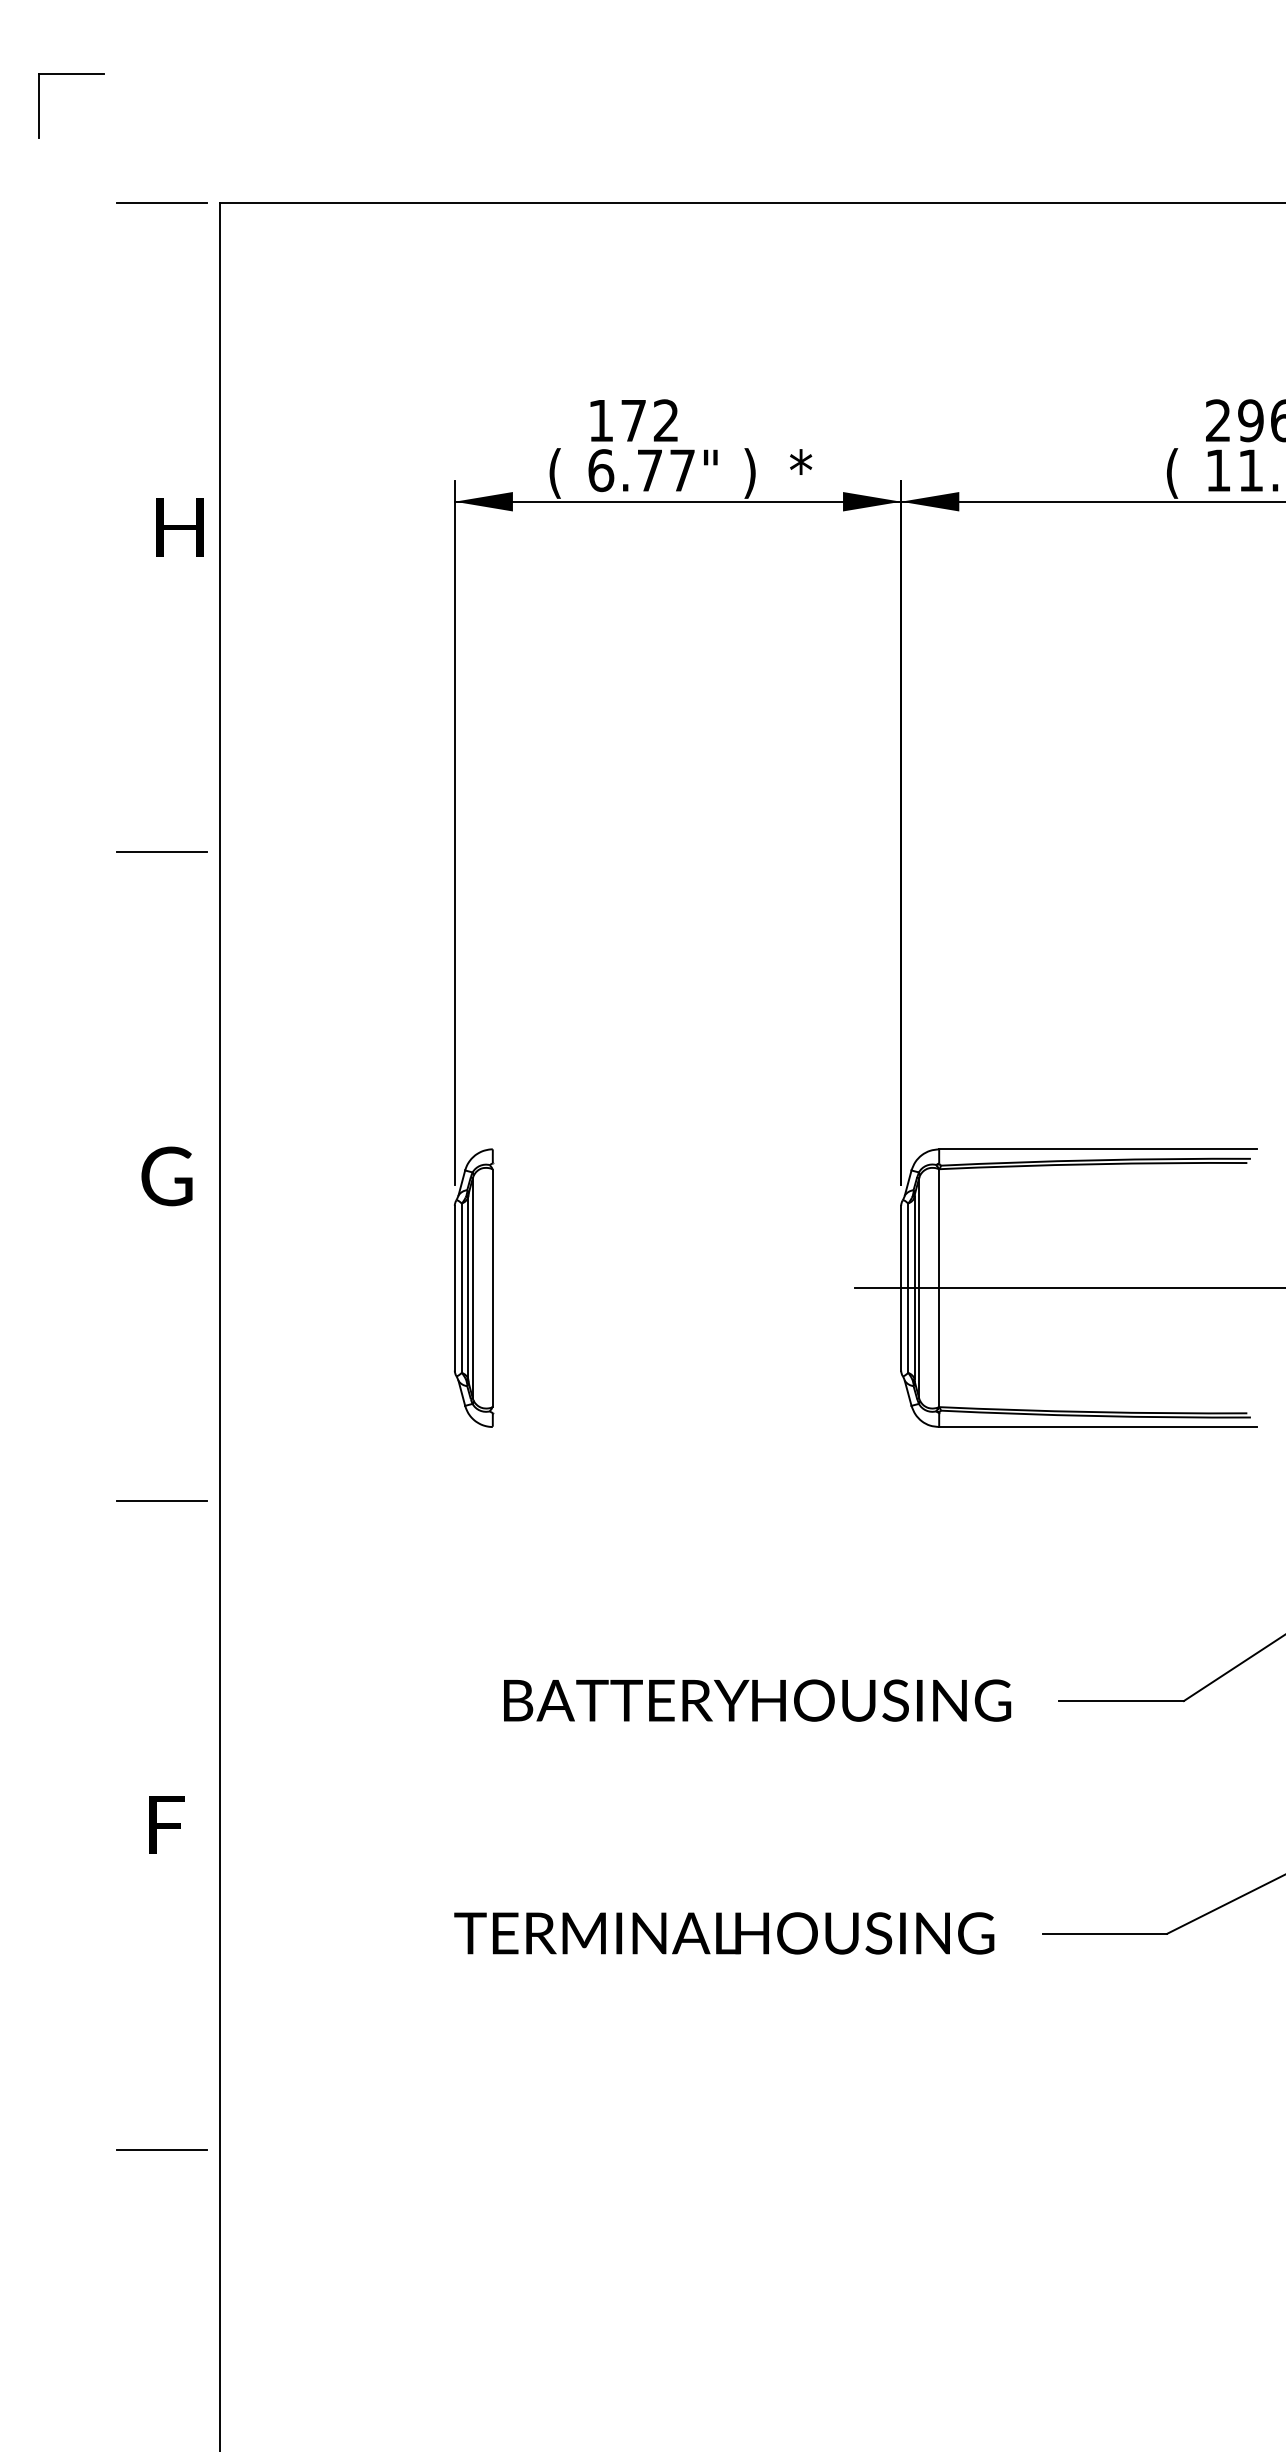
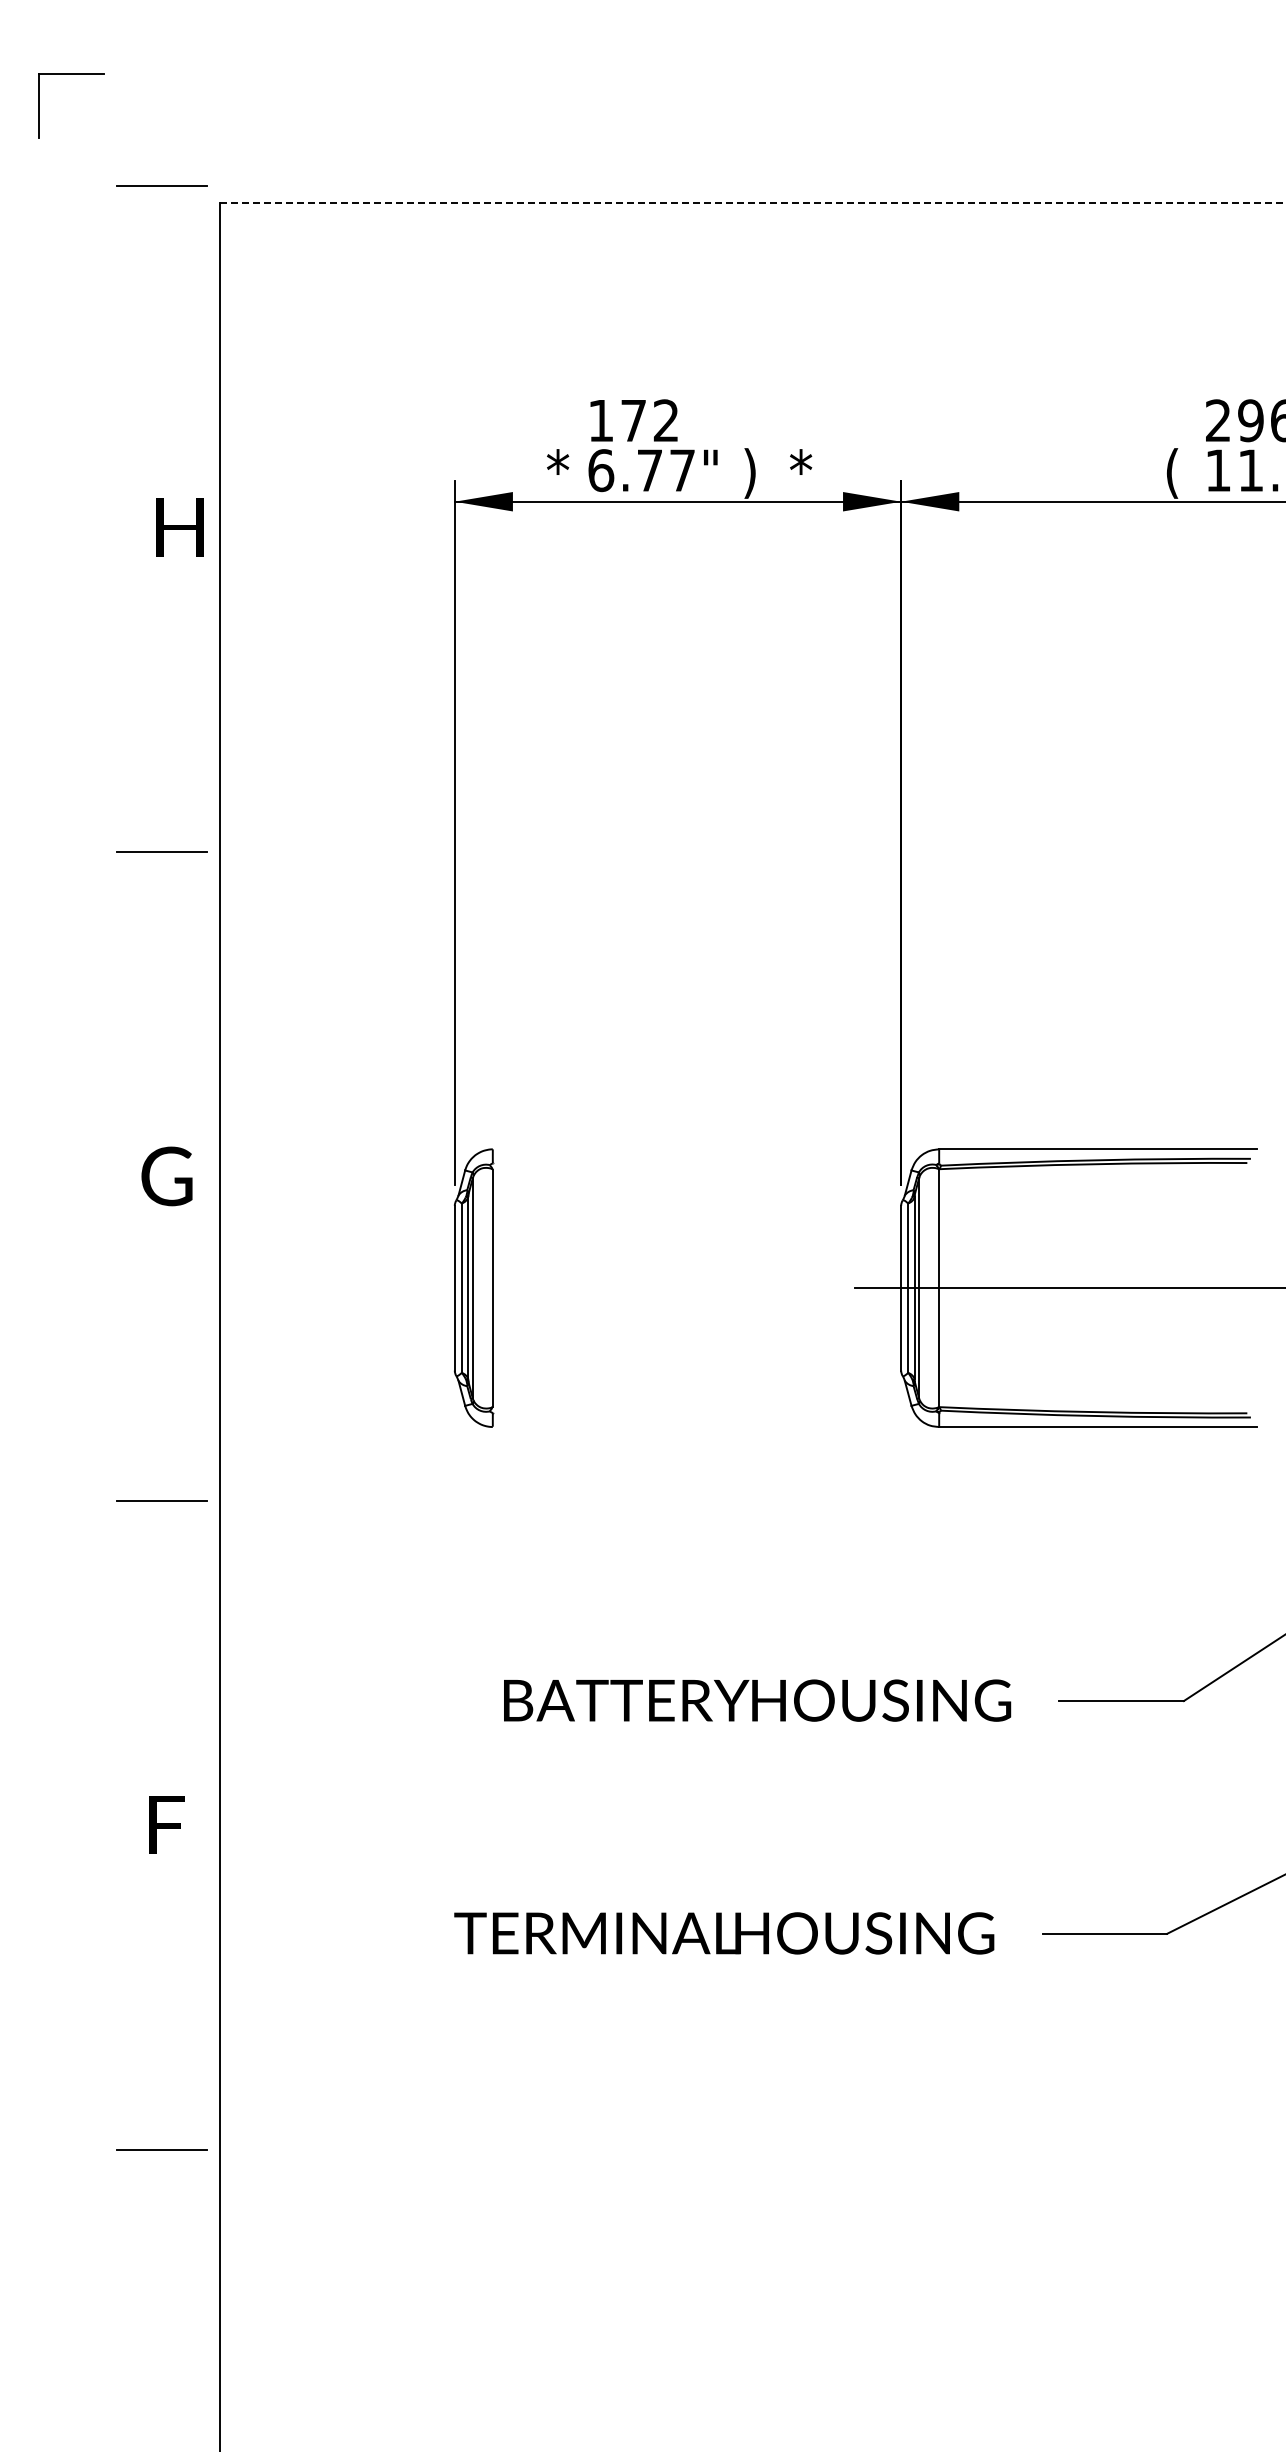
line position: (161, 202) -> (161, 185) (161, 185)
line: solid -> dashed (753, 203)
text: ( -> * (558, 473)
